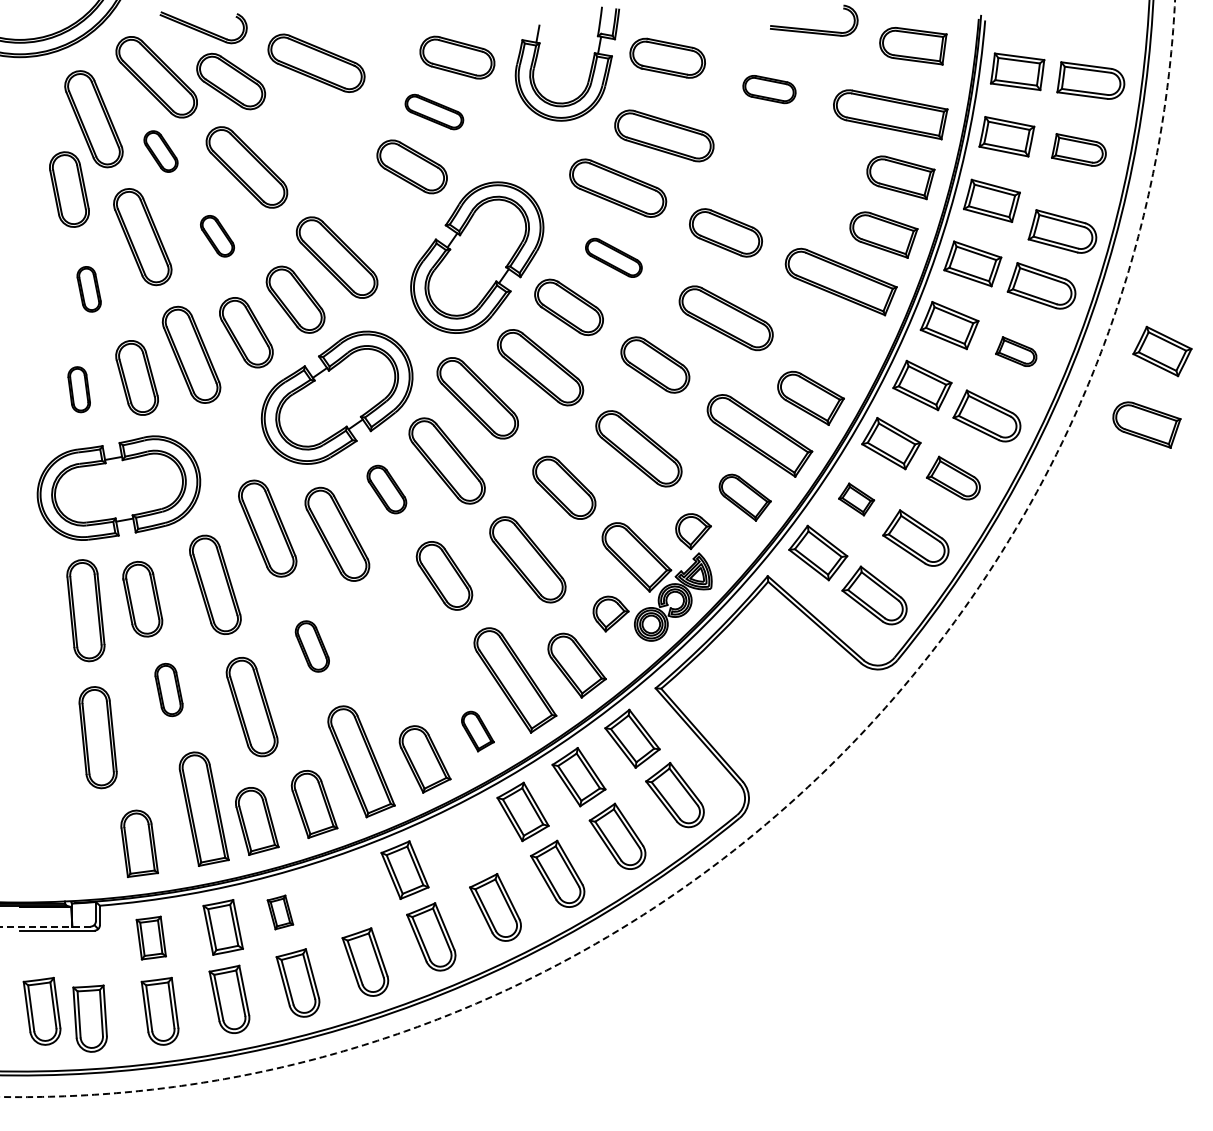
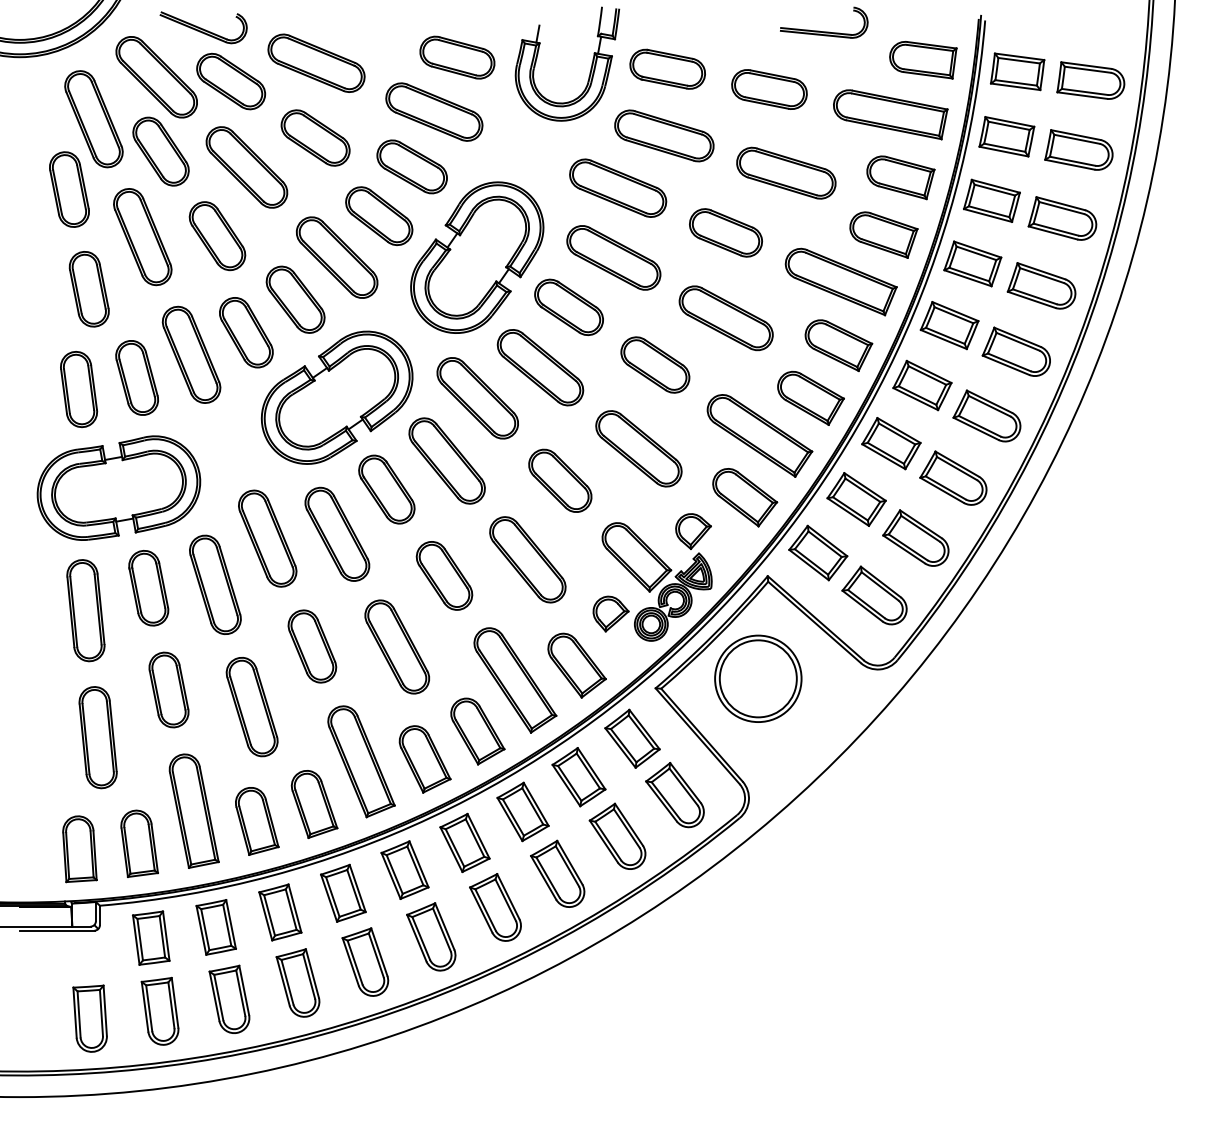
part position: (814, 29) -> (824, 31) (824, 31)
part position: (913, 46) -> (923, 60) (923, 60)
part position: (667, 57) -> (667, 68) (667, 68)
part size: 55x30 px -> 77x41 px (769, 89)
part size: 61x38 px -> 99x60 px (434, 111)
part: none -> present (315, 137)
part size: 56x34 px -> 70x42 px (1078, 149)
part size: 36x43 px -> 58x71 px (160, 151)
part: none -> present (786, 172)
part: none -> present (379, 215)
part position: (1062, 231) -> (1062, 218) (1062, 218)
part size: 35x43 px -> 59x71 px (217, 236)
part size: 58x41 px -> 96x66 px (613, 257)
part size: 26x47 px -> 42x77 px (88, 289)
part: none -> present (838, 345)
part size: 43x31 px -> 70x51 px (1015, 351)
part: present -> none (1162, 351)
part size: 24x48 px -> 39x78 px (79, 389)
part: present -> none (1146, 424)
part size: 55x46 px -> 69x56 px (953, 477)
part position: (564, 487) -> (560, 480) (560, 480)
part size: 42x51 px -> 58x71 px (386, 489)
part size: 54x49 px -> 67x60 px (745, 497)
part size: 38x35 px -> 61x55 px (856, 499)
part position: (267, 528) -> (267, 538) (267, 538)
circle: dashed -> solid (587, 548)
part position: (142, 599) -> (148, 588) (148, 588)
part size: 36x53 px -> 51x75 px (312, 646)
part: none -> present (397, 646)
part: none -> present (758, 678)
part size: 30x55 px -> 42x78 px (168, 689)
part size: 34x43 px -> 56x69 px (477, 731)
part position: (203, 808) -> (193, 810) (193, 810)
part: none -> present (464, 842)
part: none -> present (79, 849)
part: none -> present (343, 892)
part size: 29x37 px -> 45x59 px (280, 912)
line: dashed -> solid (44, 926)
part position: (222, 927) -> (215, 927) (215, 927)
part size: 32x46 px -> 39x56 px (151, 937)
part: present -> none (41, 1010)
